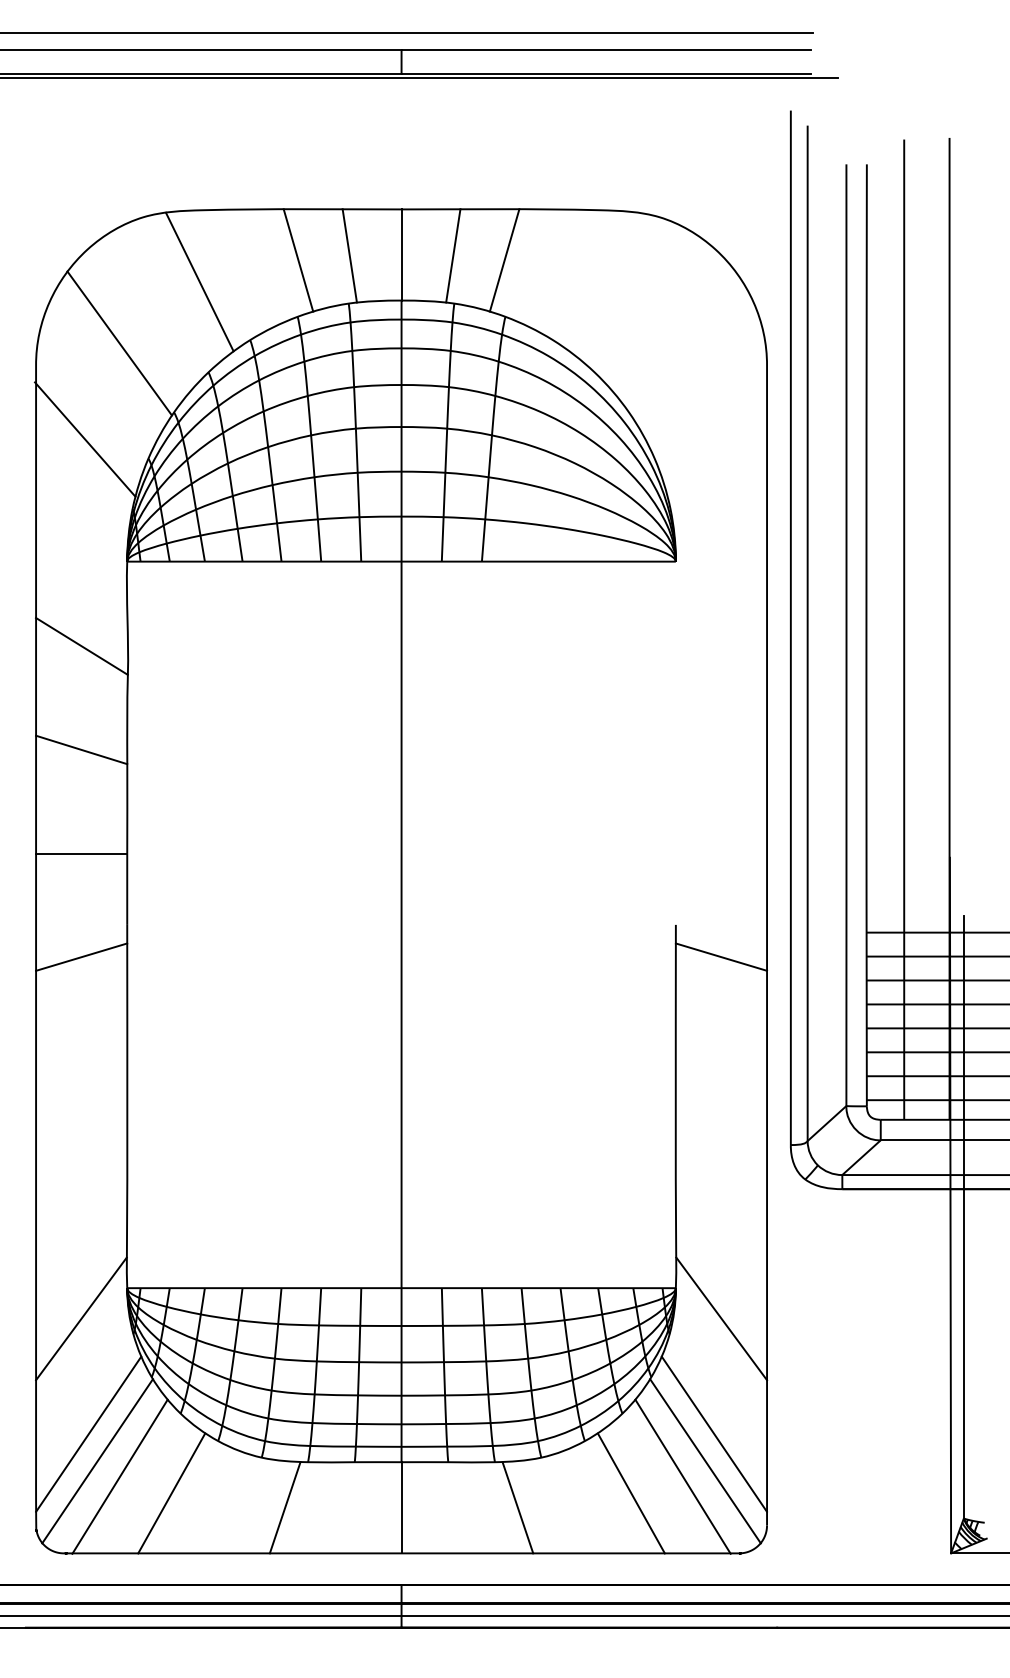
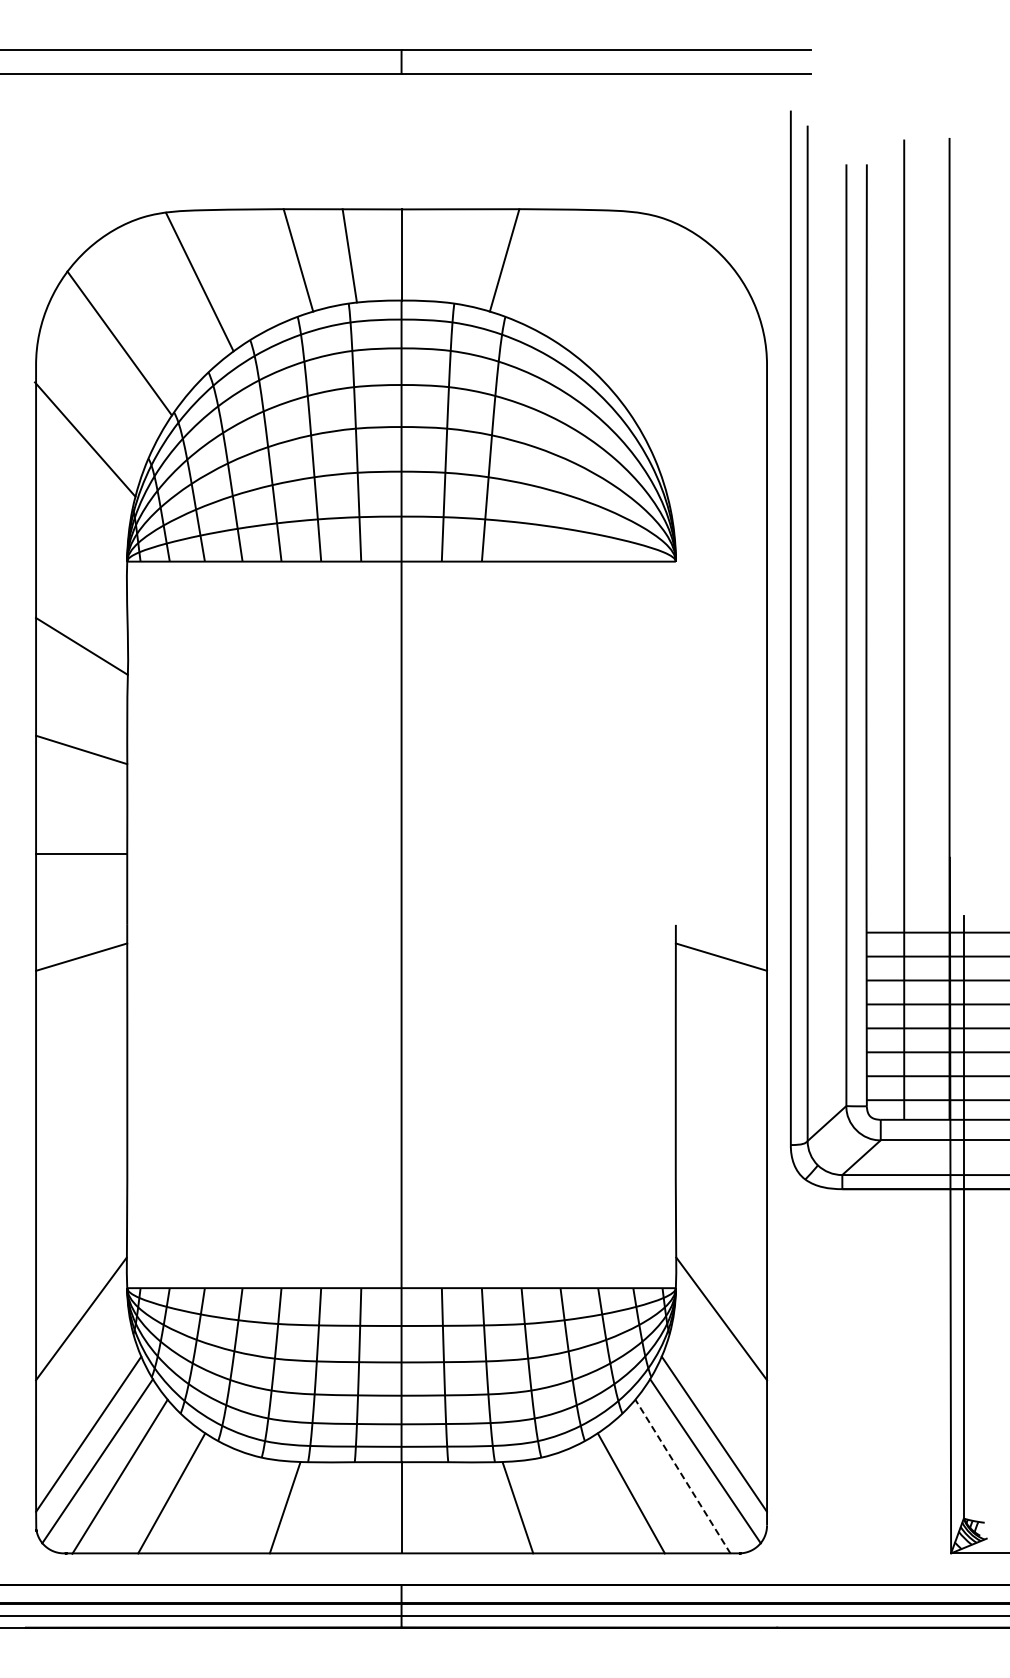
line: present -> none (407, 33)
line: present -> none (419, 77)
line: present -> none (453, 255)
line: solid -> dashed (683, 1476)
